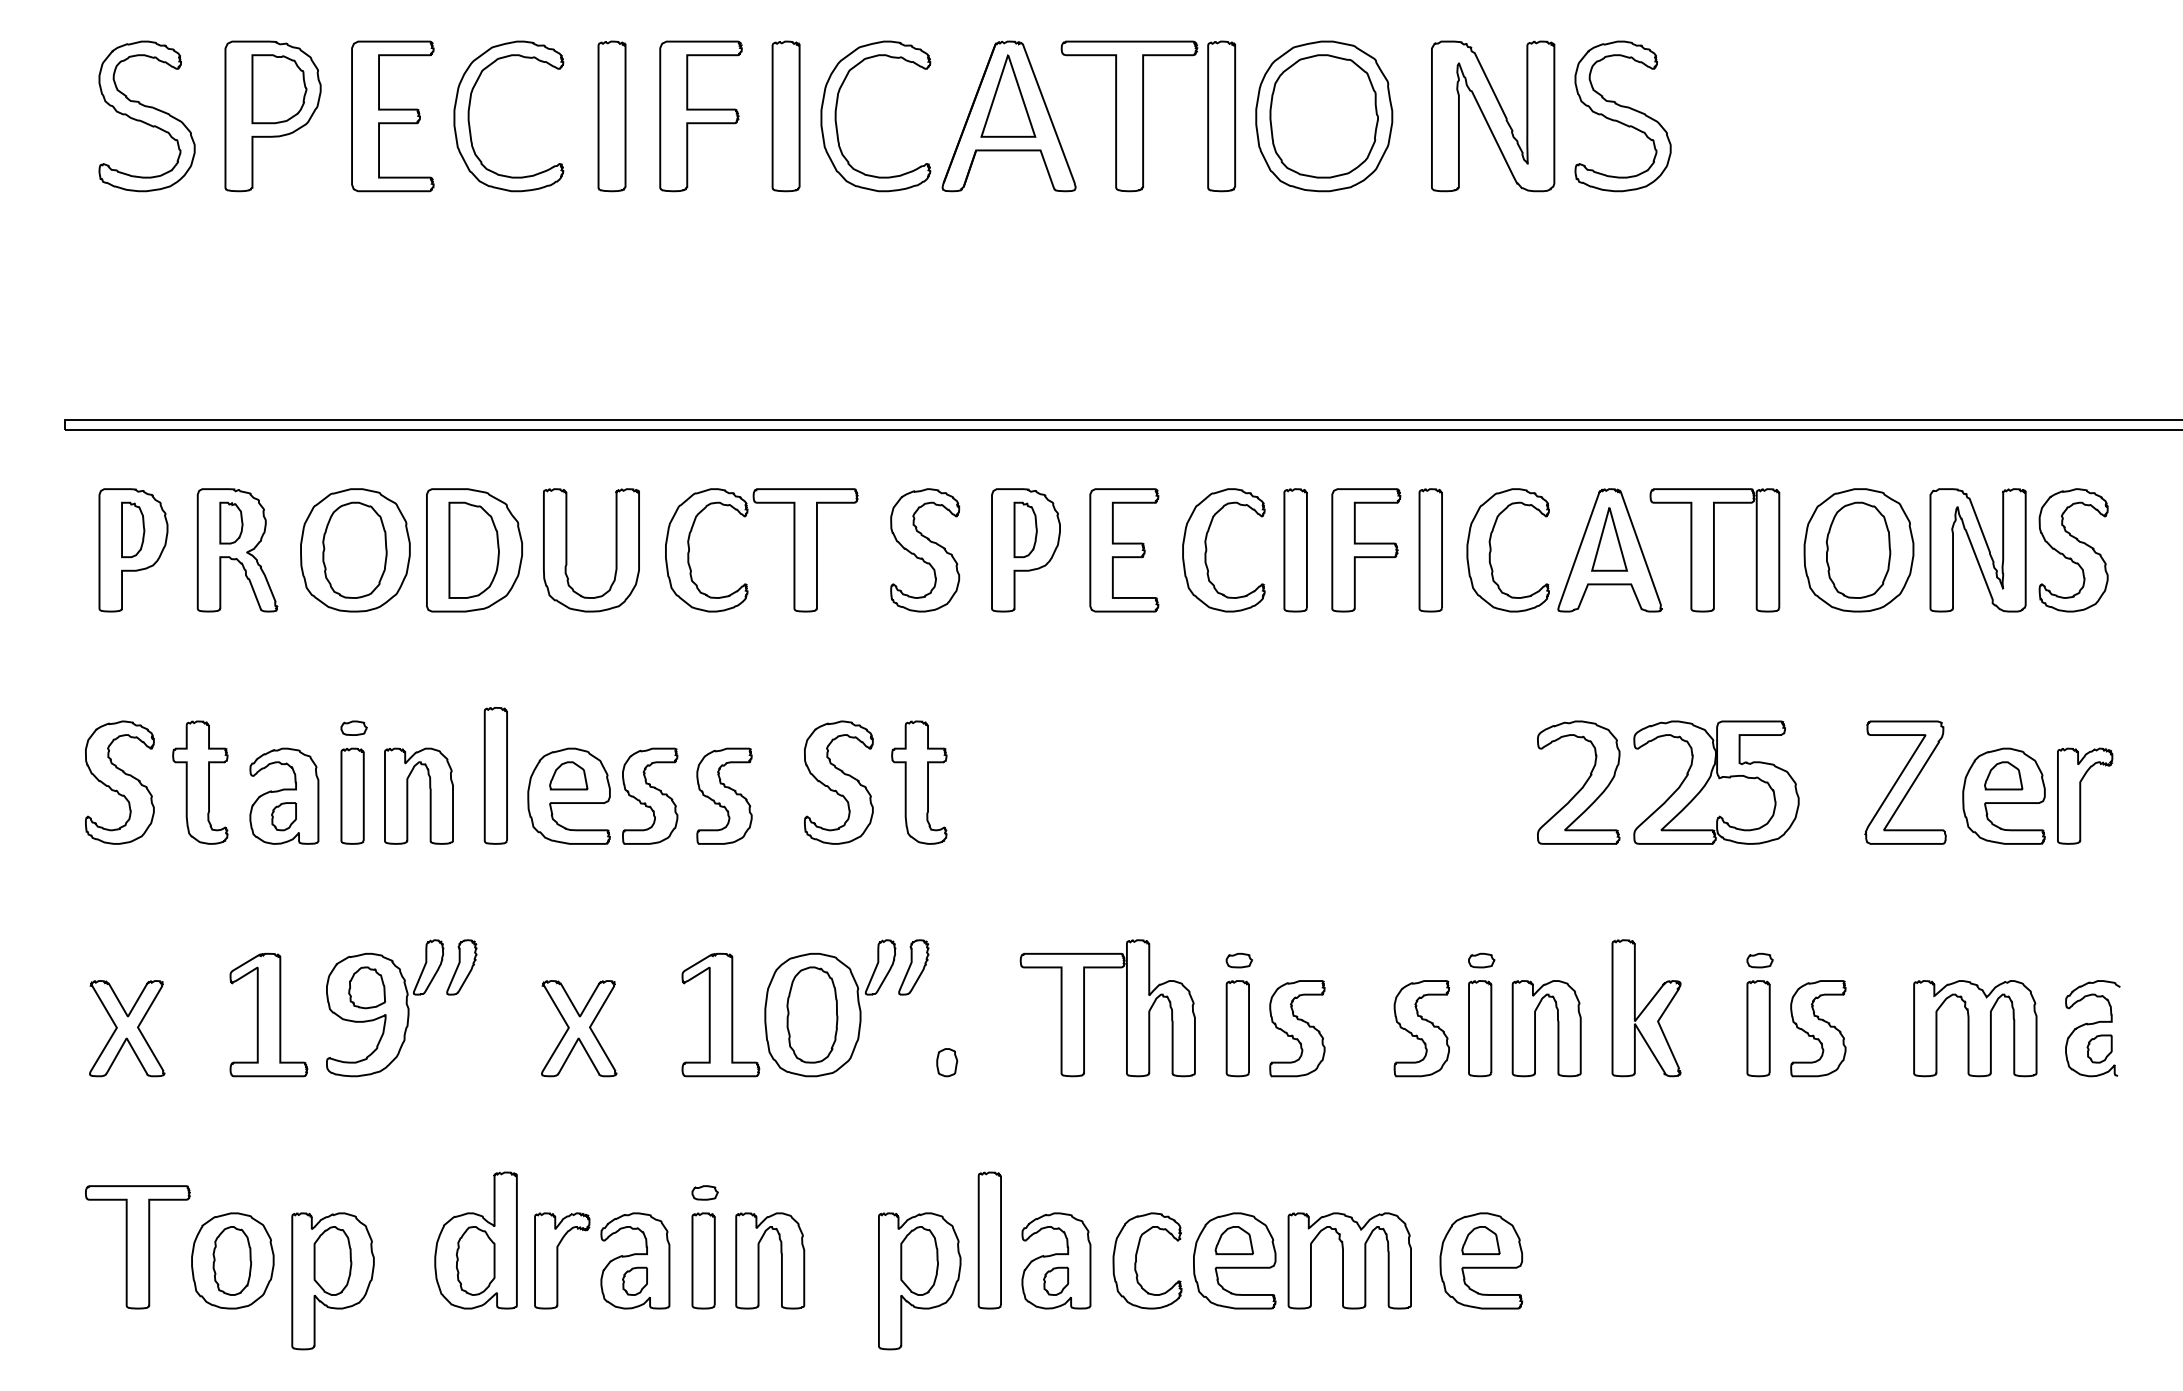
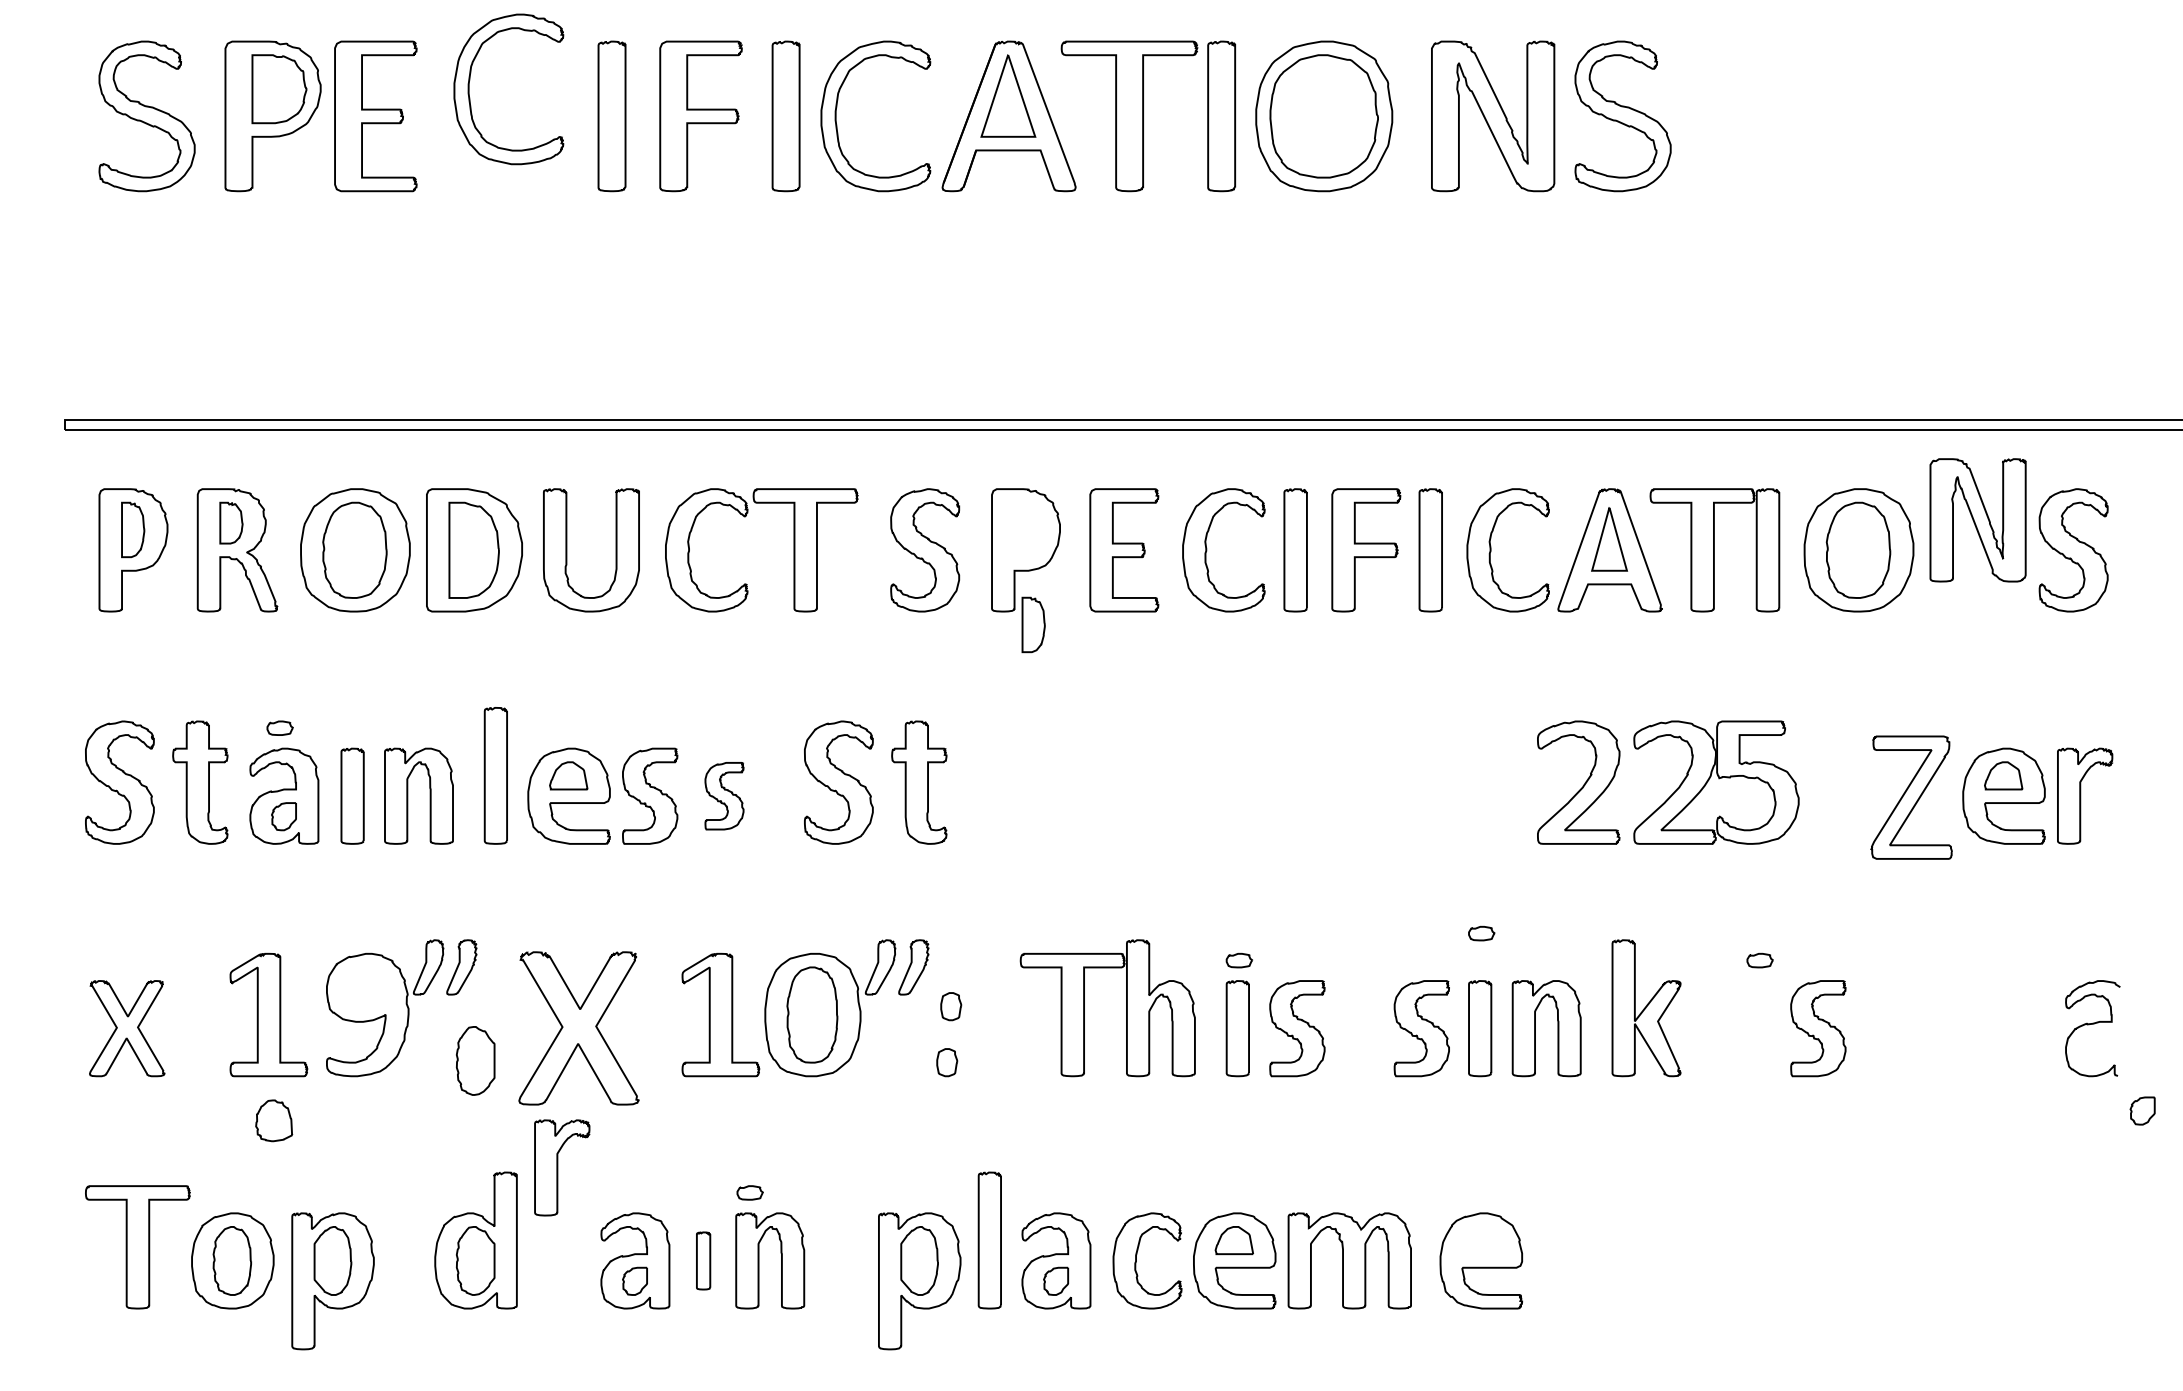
part position: (392, 116) -> (375, 116) (375, 116)
part position: (470, 124) -> (470, 97) (470, 97)
part position: (1025, 529) -> (1033, 624) (1033, 624)
part position: (1977, 550) -> (1977, 520) (1977, 520)
part position: (353, 727) -> (279, 727) (279, 727)
part position: (1905, 782) -> (1911, 797) (1911, 797)
part size: 57x98 px -> 41x69 px (724, 796)
part position: (1481, 960) -> (1481, 933) (1481, 933)
part position: (367, 987) -> (274, 1120) (274, 1120)
part: none -> present (951, 1006)
part size: 77x98 px -> 122x155 px (578, 1028)
part: present -> none (1758, 1028)
part: present -> none (1975, 1028)
part position: (2099, 1048) -> (2142, 1110) (2142, 1110)
part: none -> present (475, 1060)
part position: (704, 1192) -> (749, 1192) (749, 1192)
part: present -> none (1480, 1240)
part position: (562, 1260) -> (562, 1167) (562, 1167)
part size: 25x98 px -> 16x60 px (703, 1260)
